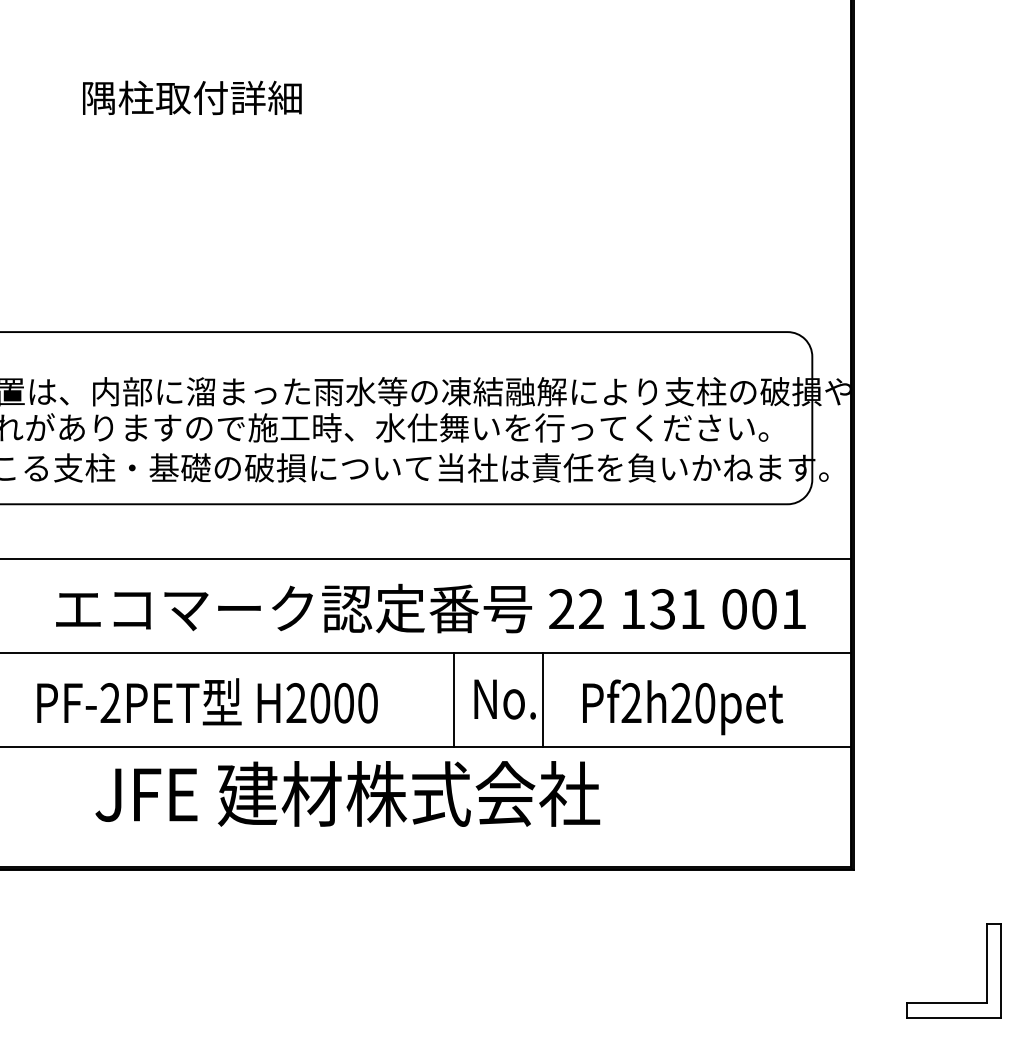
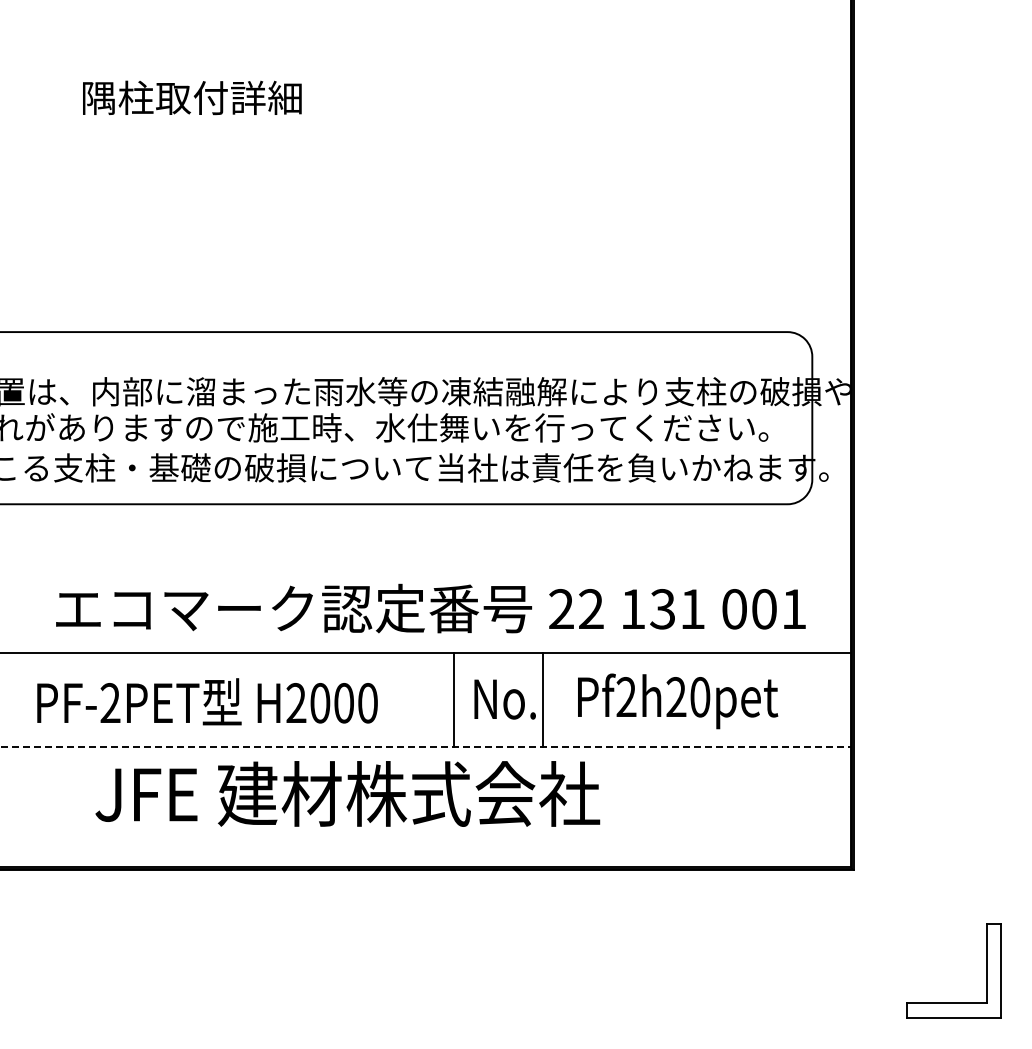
line: present -> none (426, 558)
text position: (683, 707) -> (678, 701) (678, 701)
line: solid -> dashed (426, 746)
